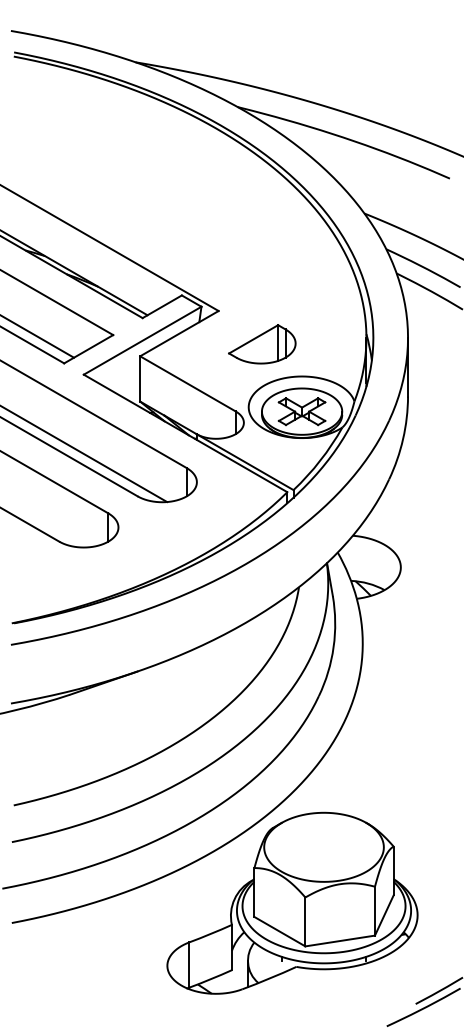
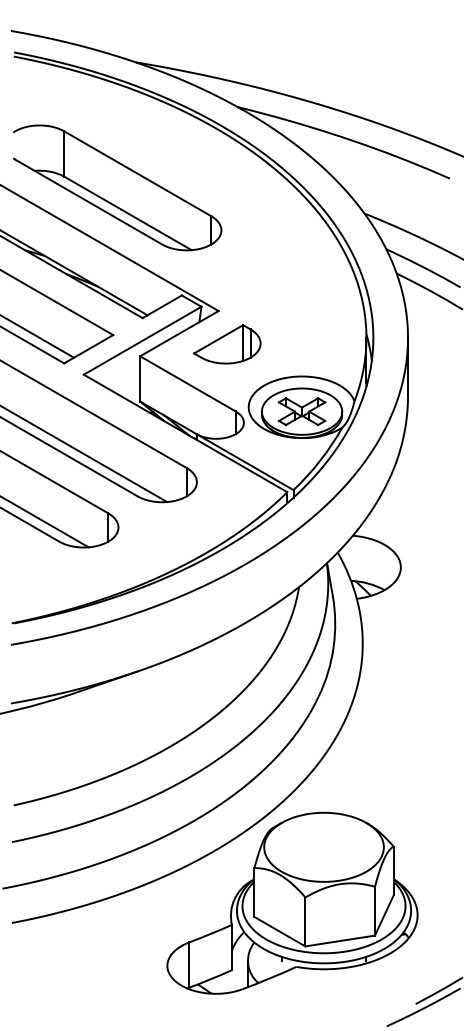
part: none -> present (117, 187)
part position: (262, 344) -> (227, 344) (227, 344)
line: none -> present (45, 522)
